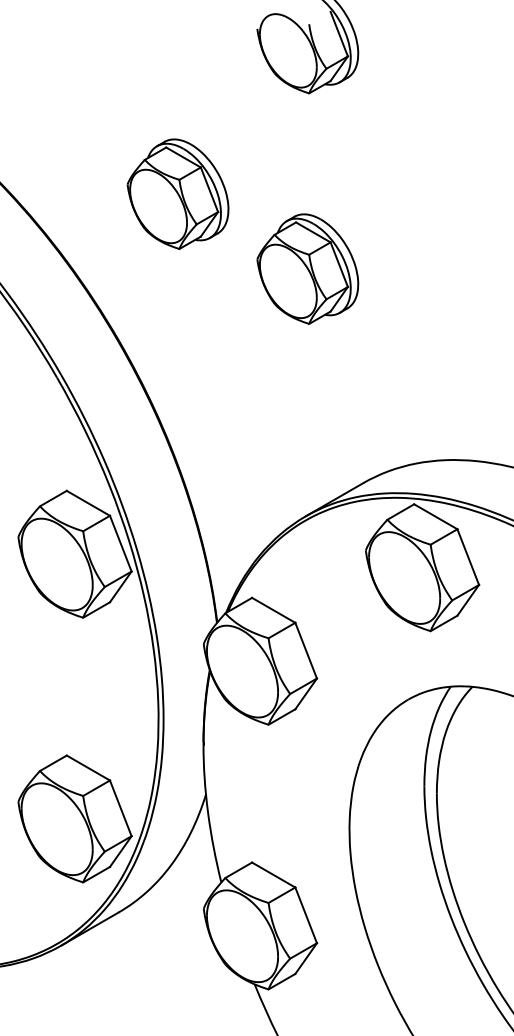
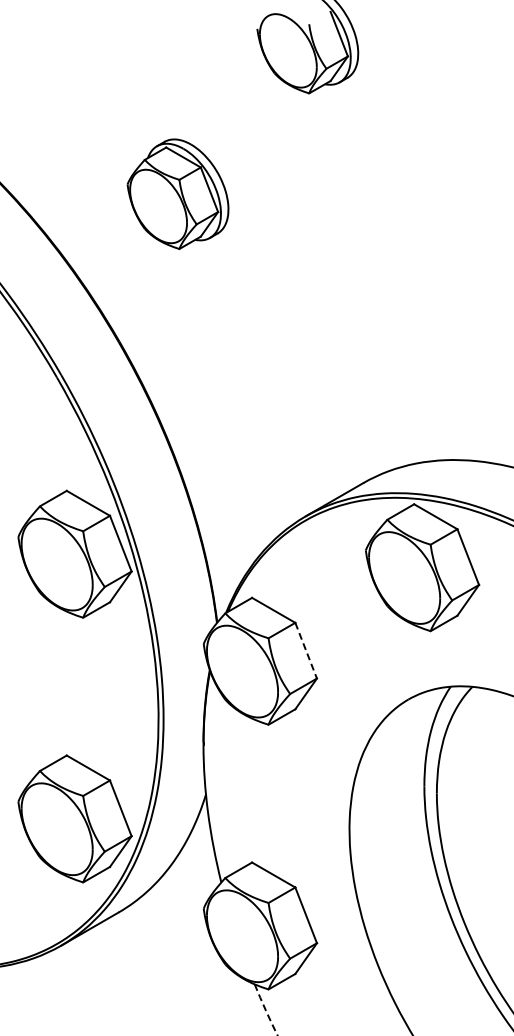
part: present -> none (307, 268)
line: solid -> dashed (306, 650)
arc: solid -> dashed (266, 1010)
